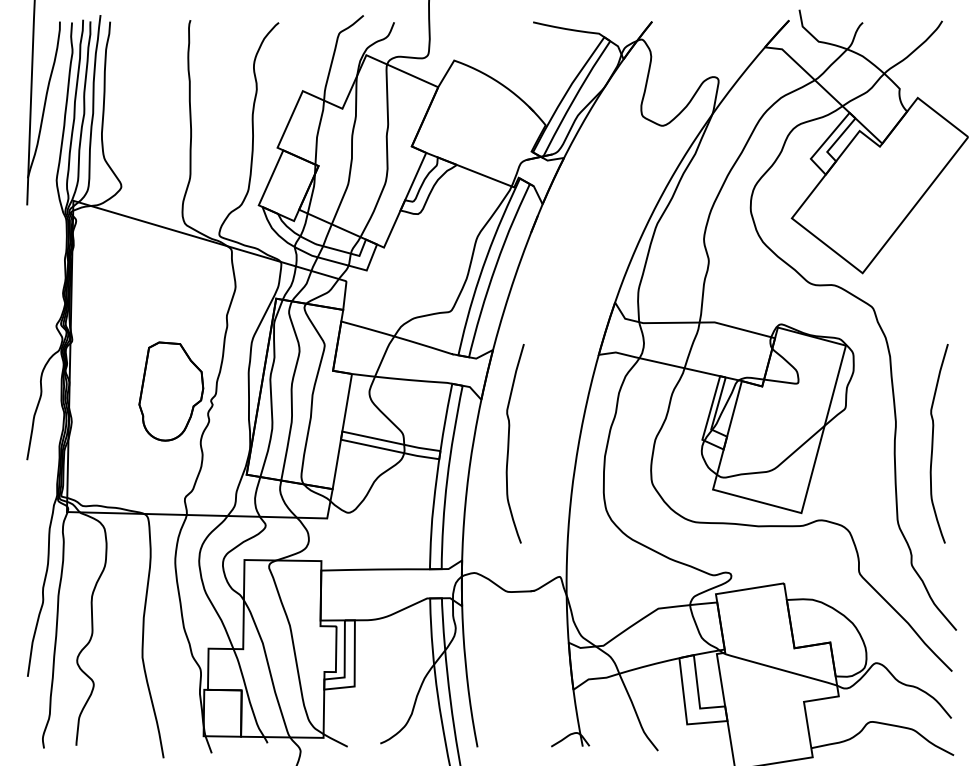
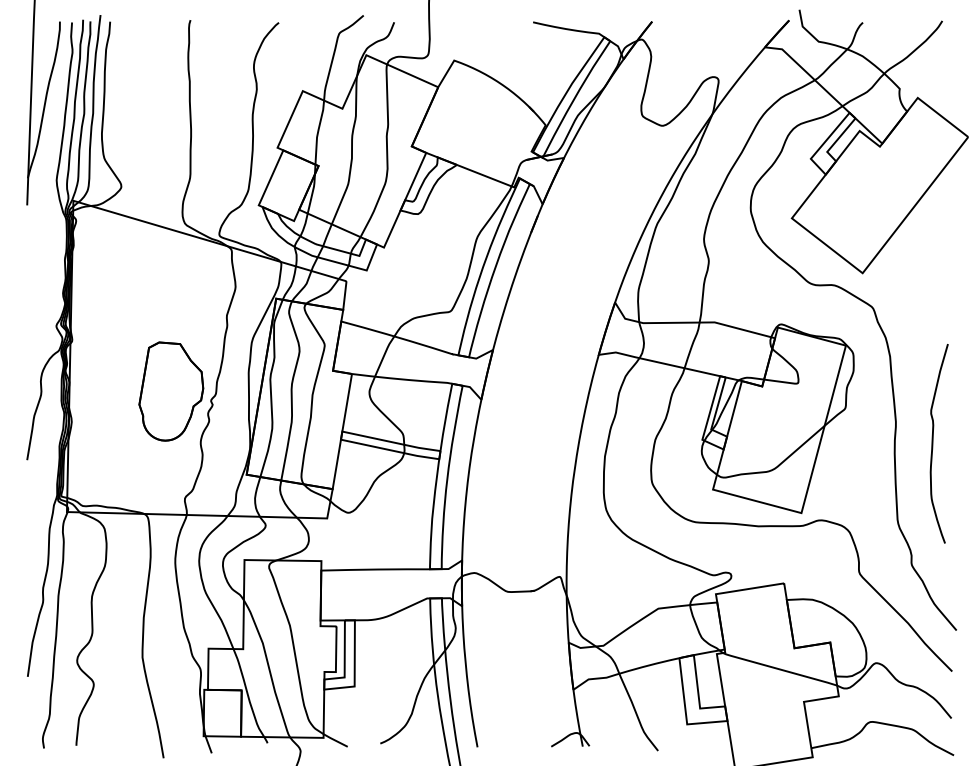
curve: present -> none (509, 443)
